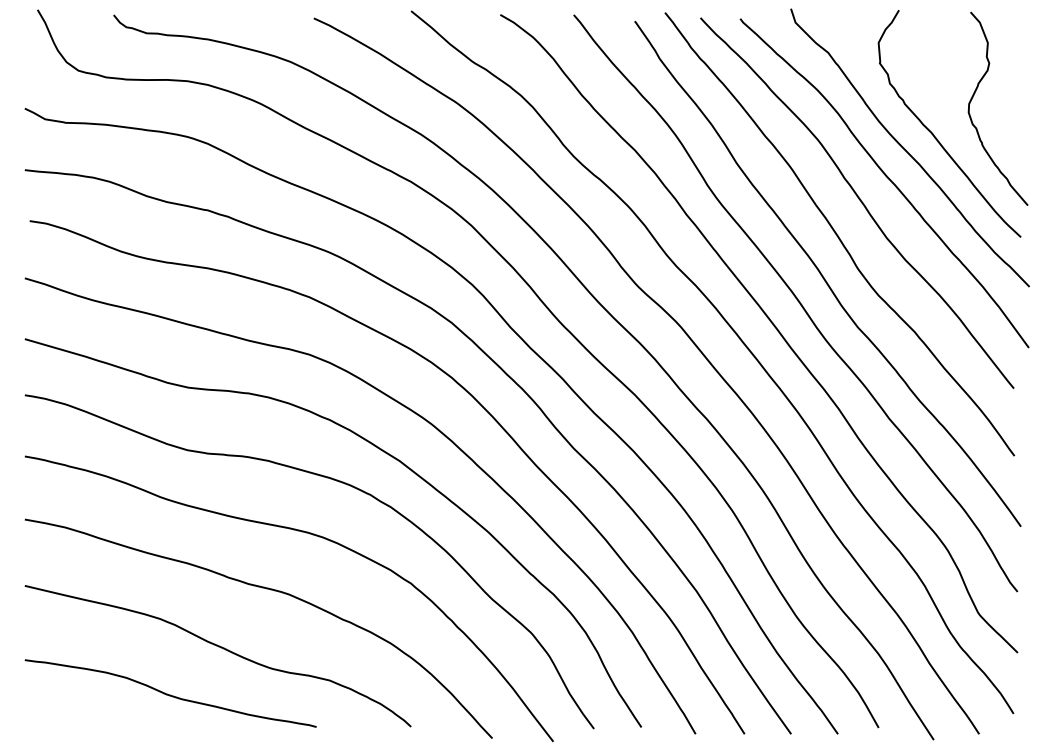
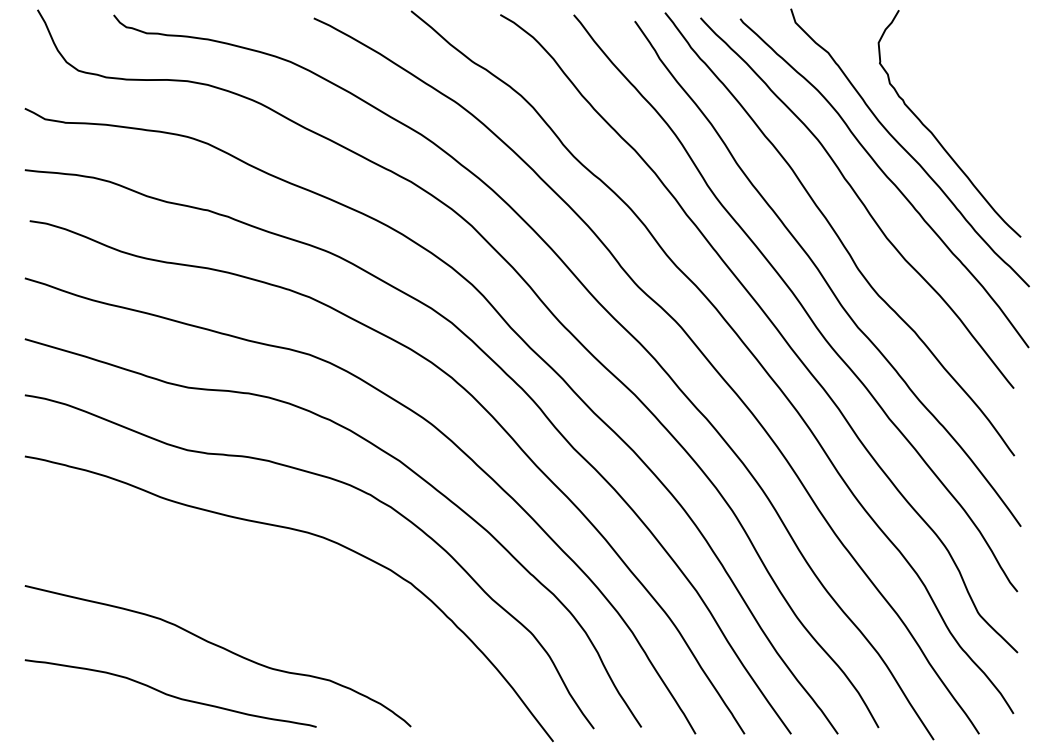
curve: present -> none (973, 97)
curve: present -> none (266, 589)
